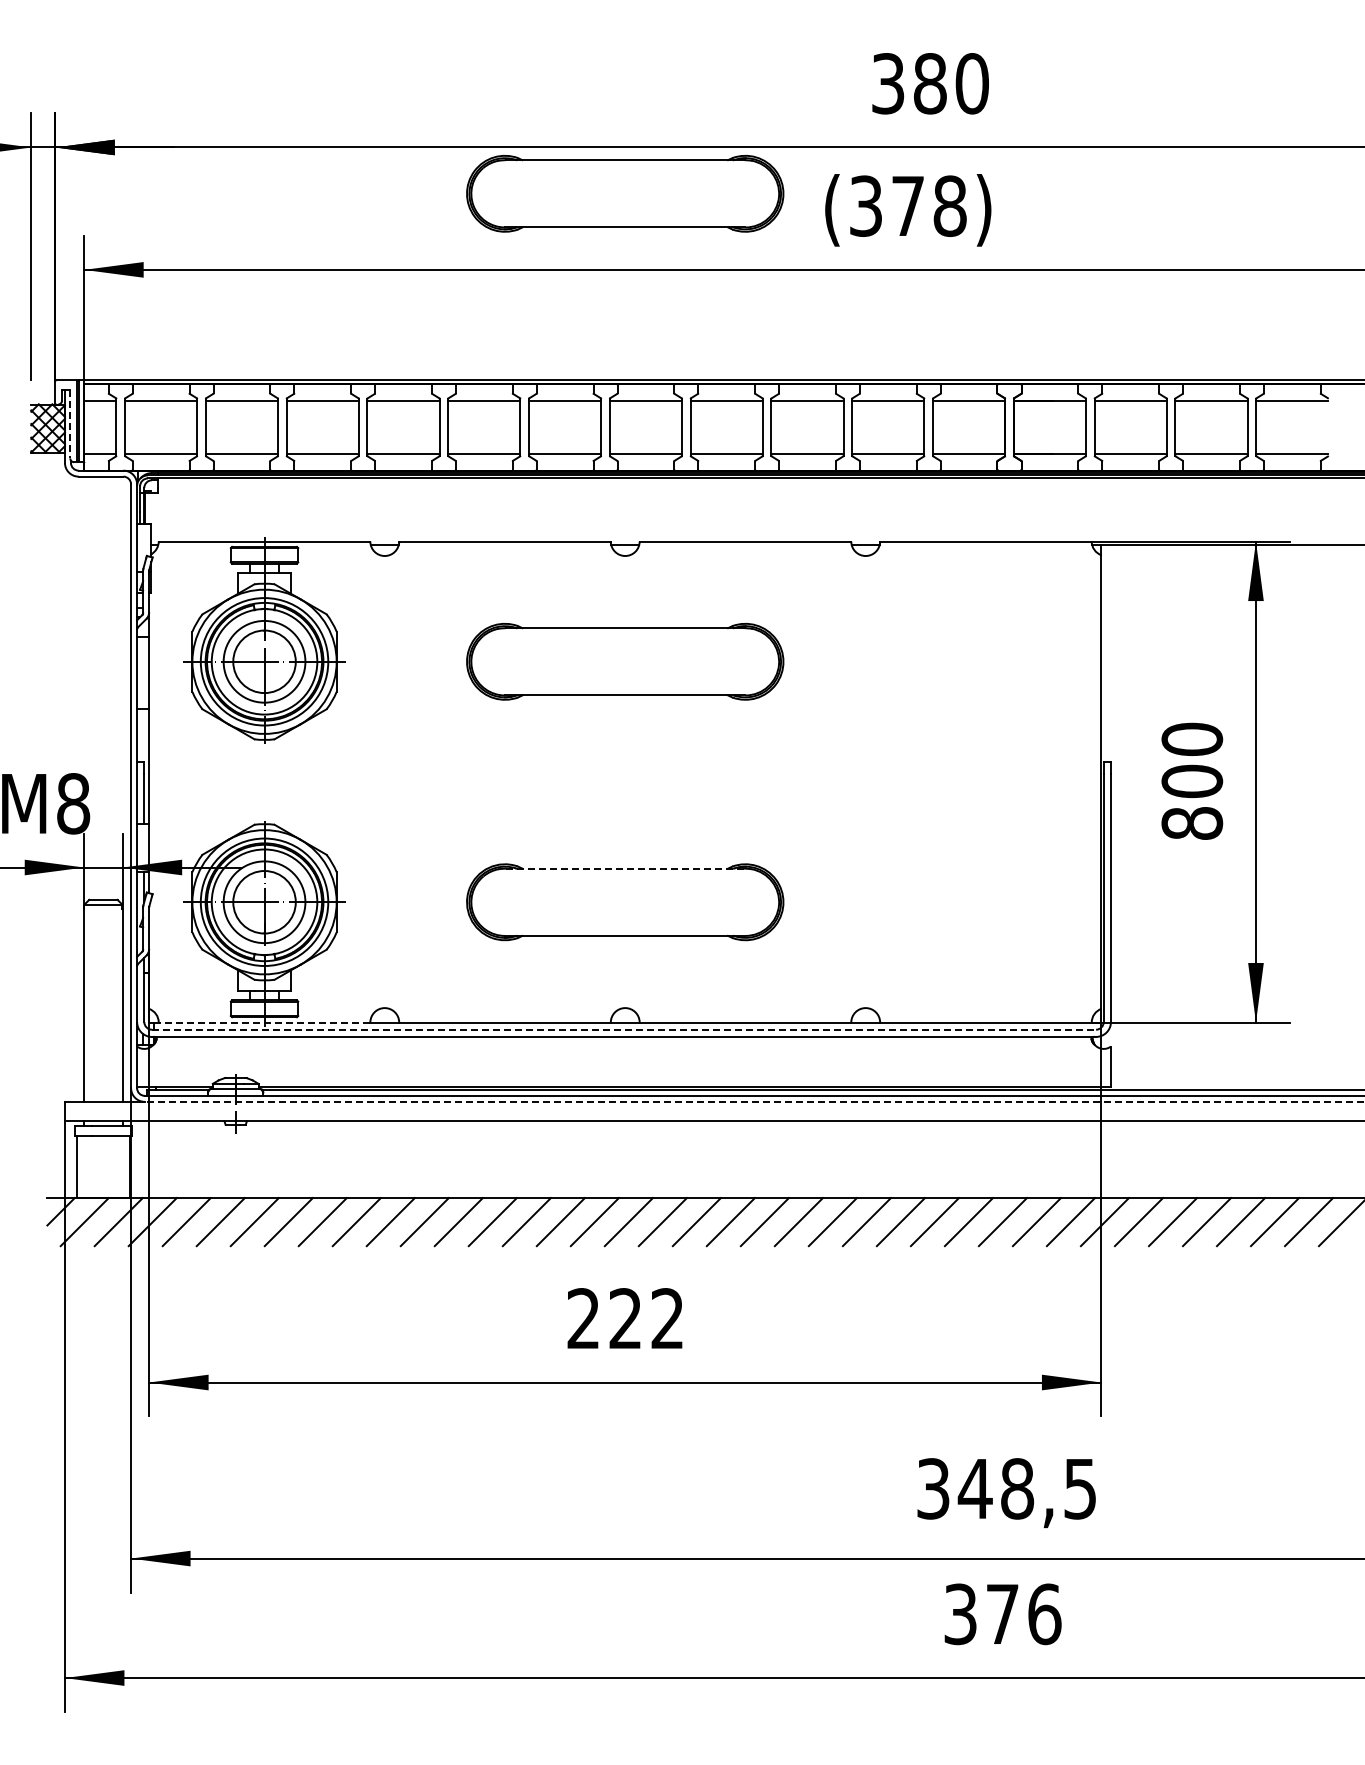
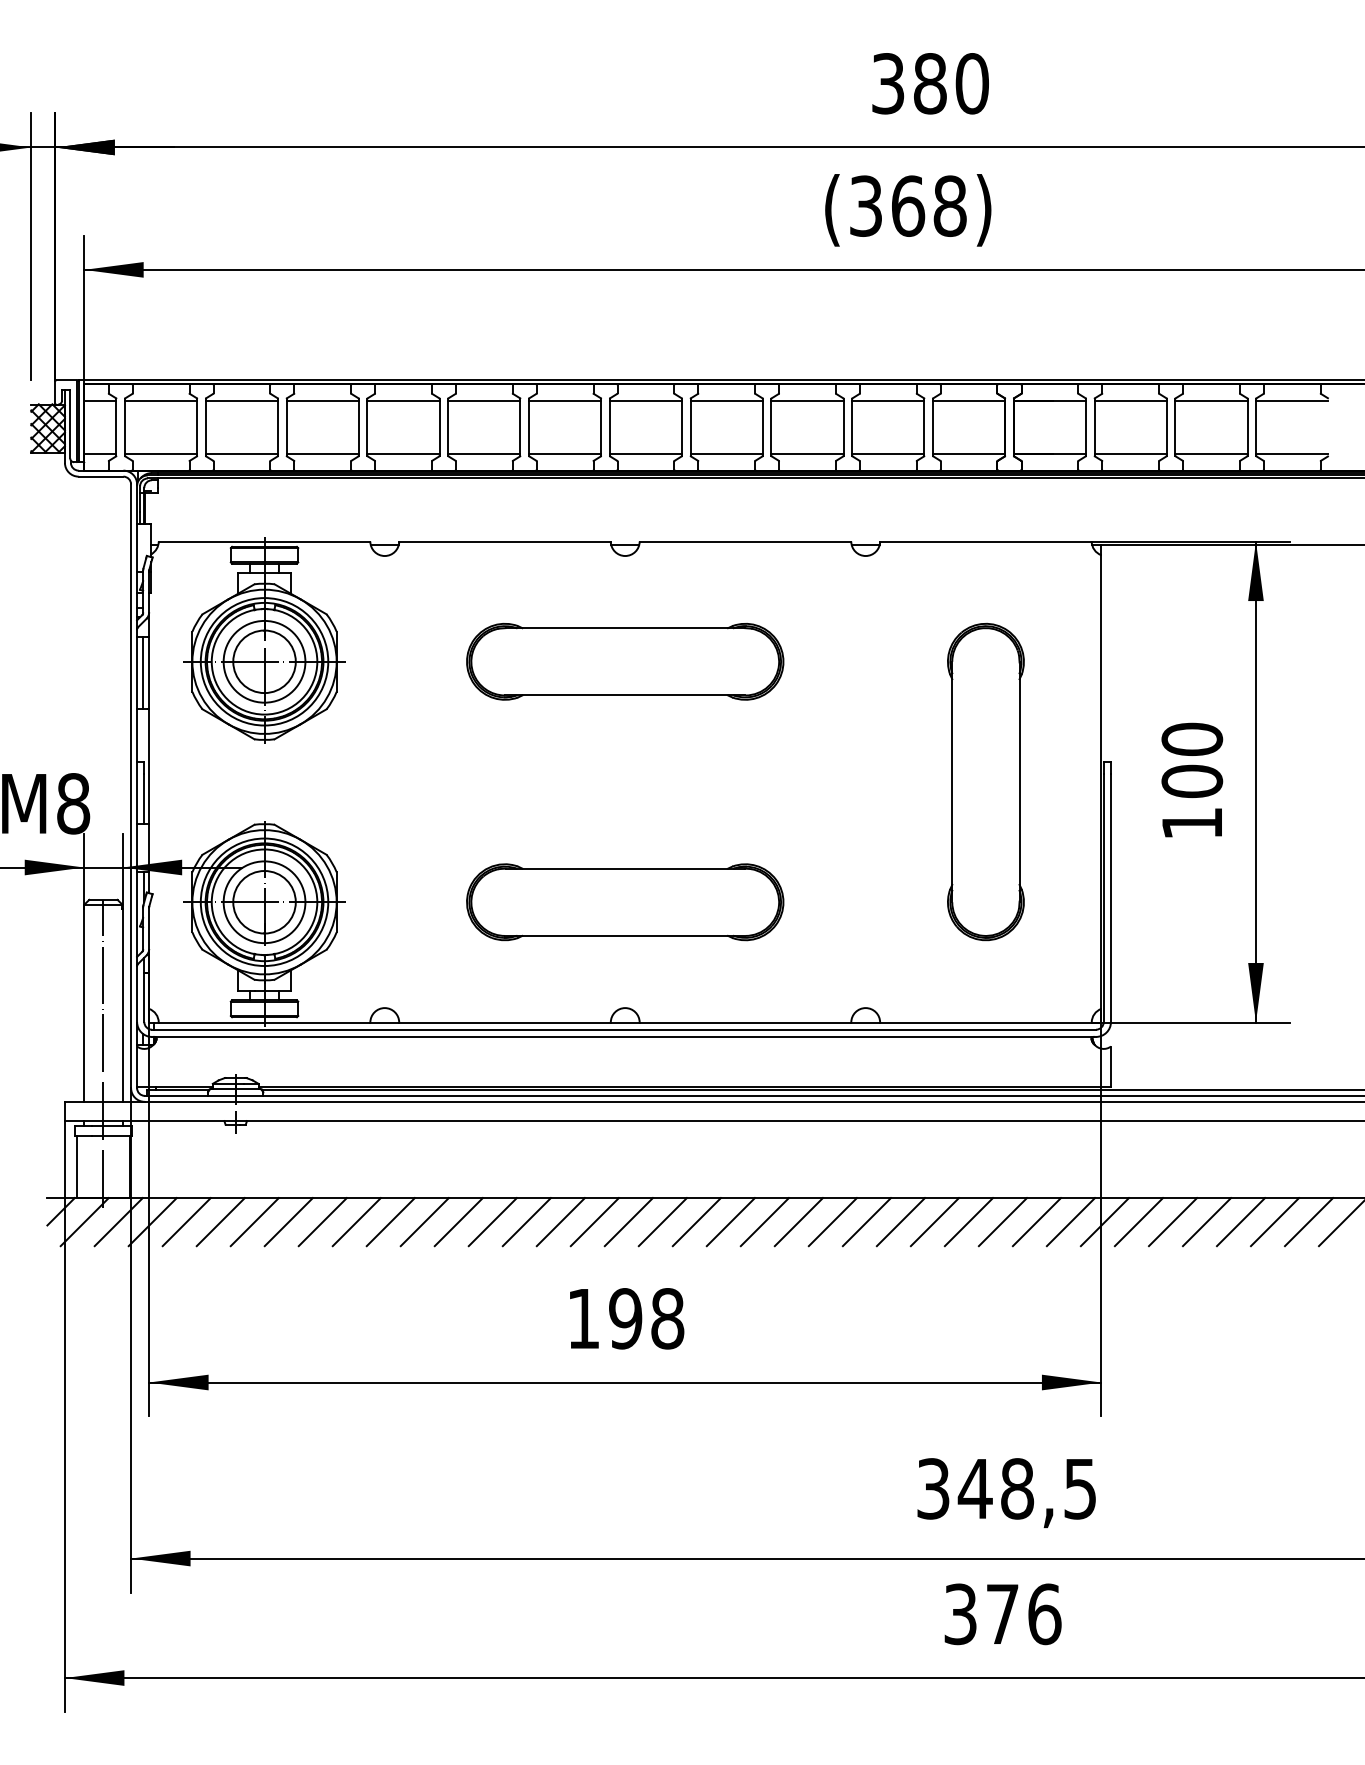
part: present -> none (625, 193)
text: 378 -> 368 (908, 205)
line: dashed -> solid (70, 424)
line: none -> present (143, 672)
part: none -> present (985, 781)
text: 800 -> 100 (1192, 823)
line: dashed -> solid (625, 868)
line: dashed -> solid (264, 1022)
line: dashed -> solid (624, 1029)
line: none -> present (103, 1053)
line: dashed -> solid (754, 1101)
text: 222 -> 198 (625, 1318)
